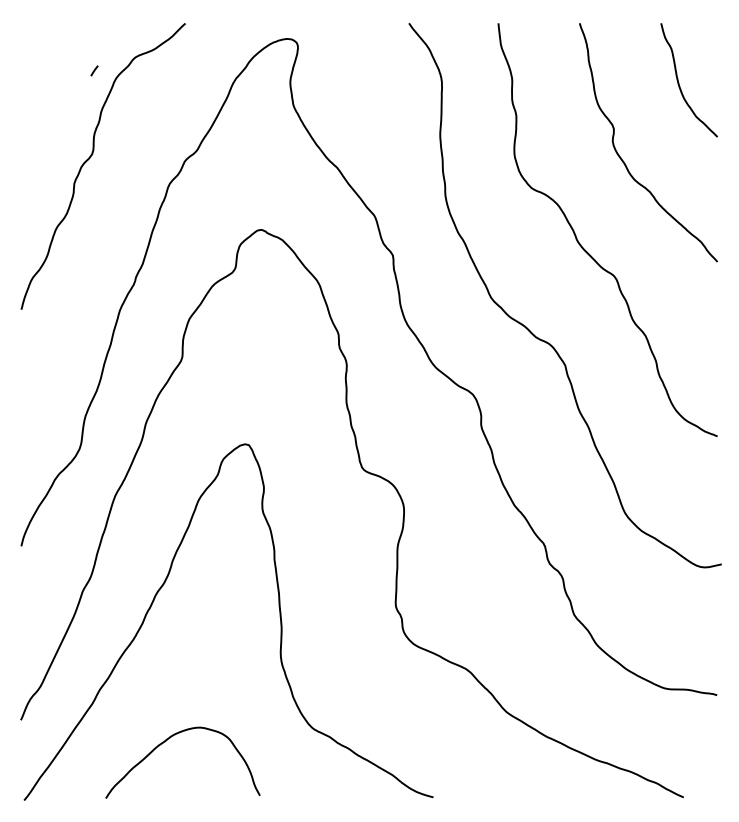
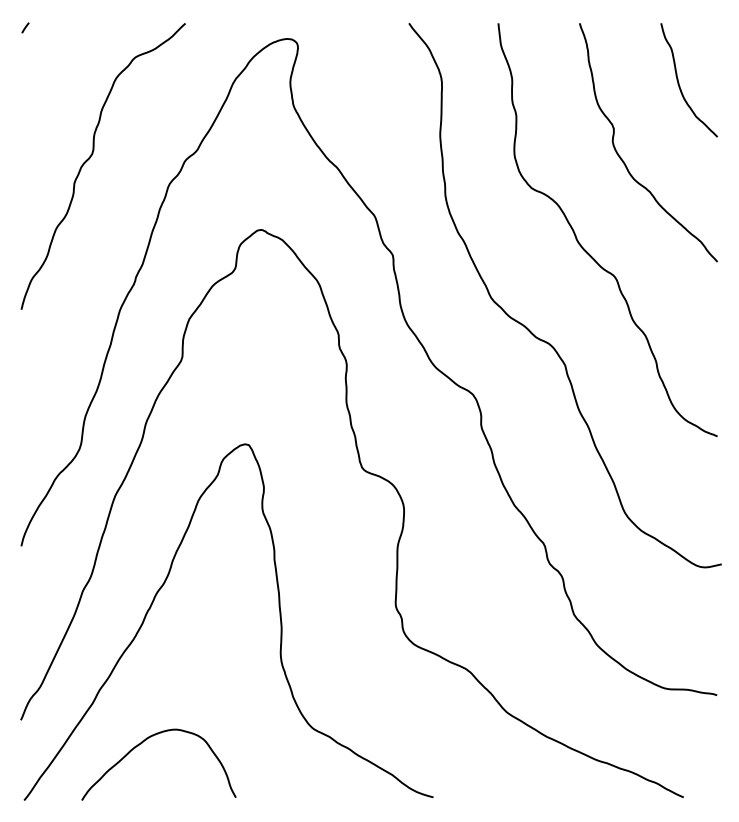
line position: (94, 70) -> (25, 27) (25, 27)
curve position: (165, 742) -> (141, 744) (141, 744)
